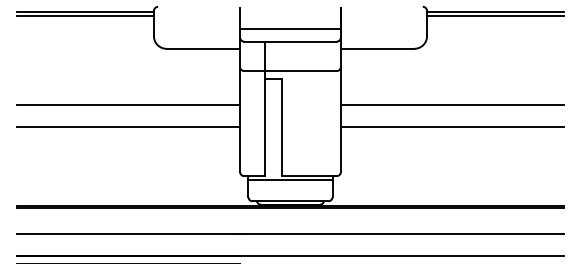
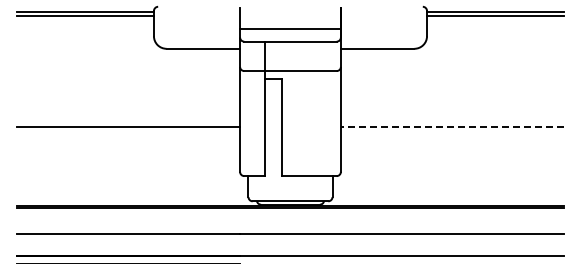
line: present -> none (128, 104)
line: present -> none (451, 104)
line: solid -> dashed (451, 126)
line: present -> none (290, 180)
